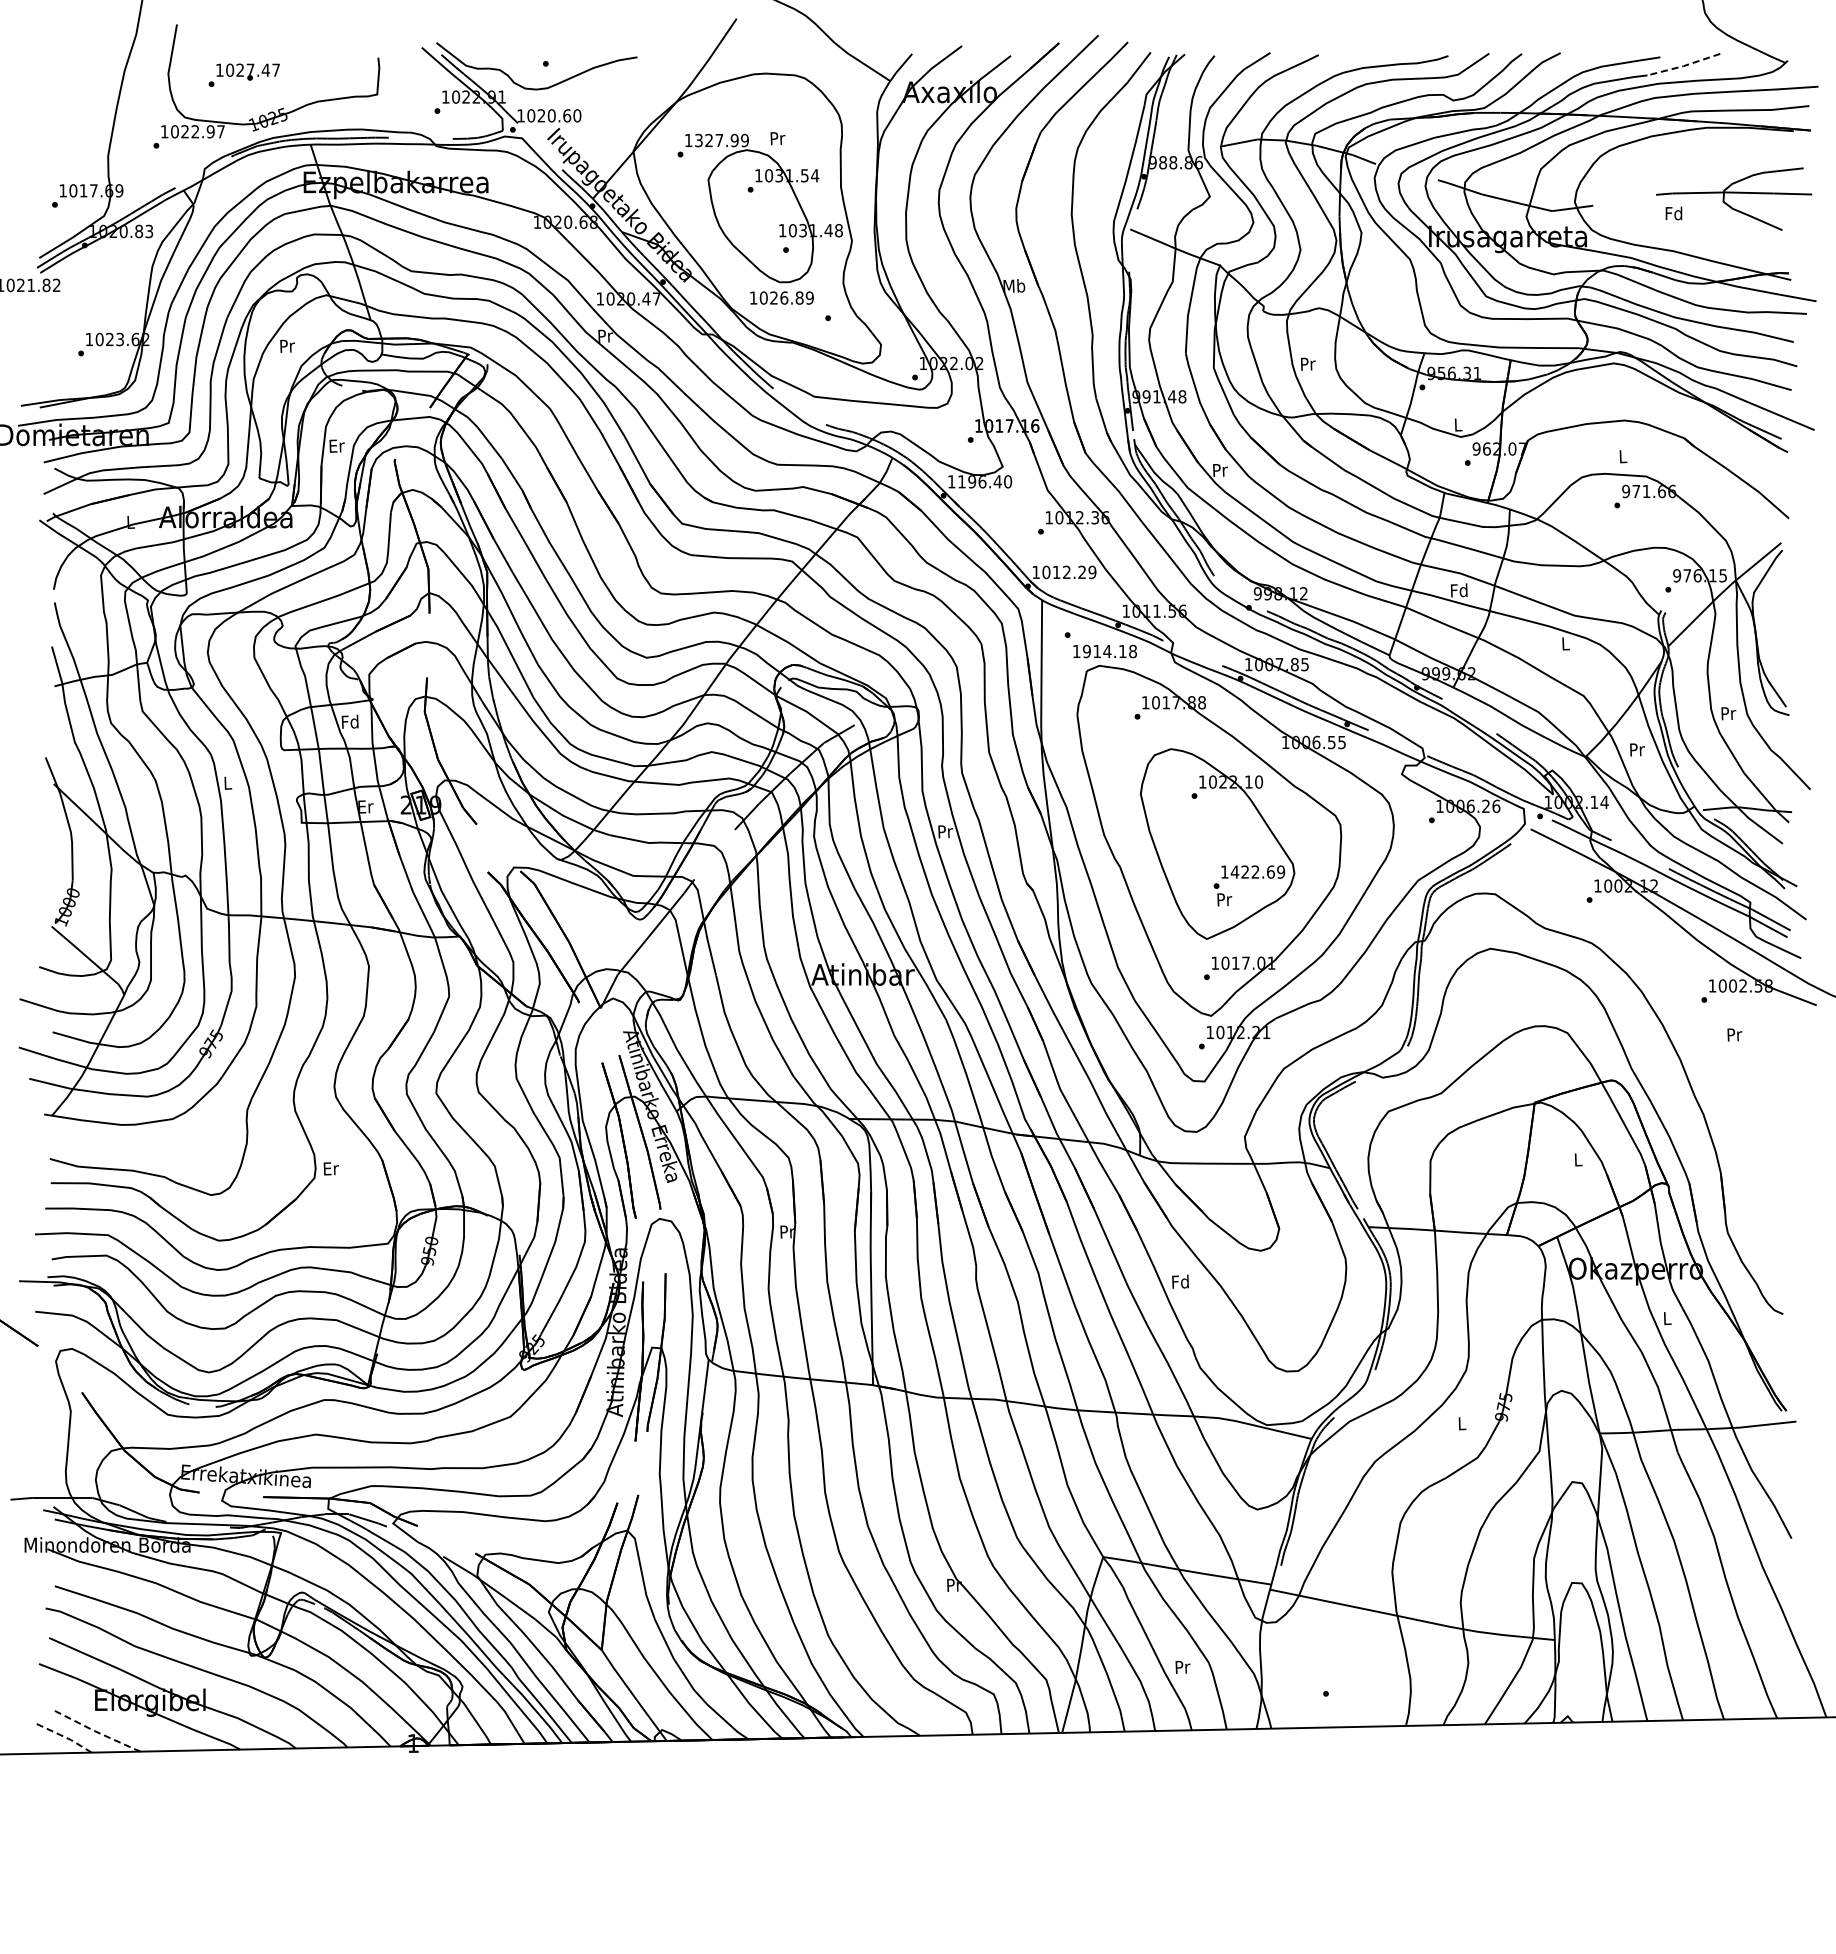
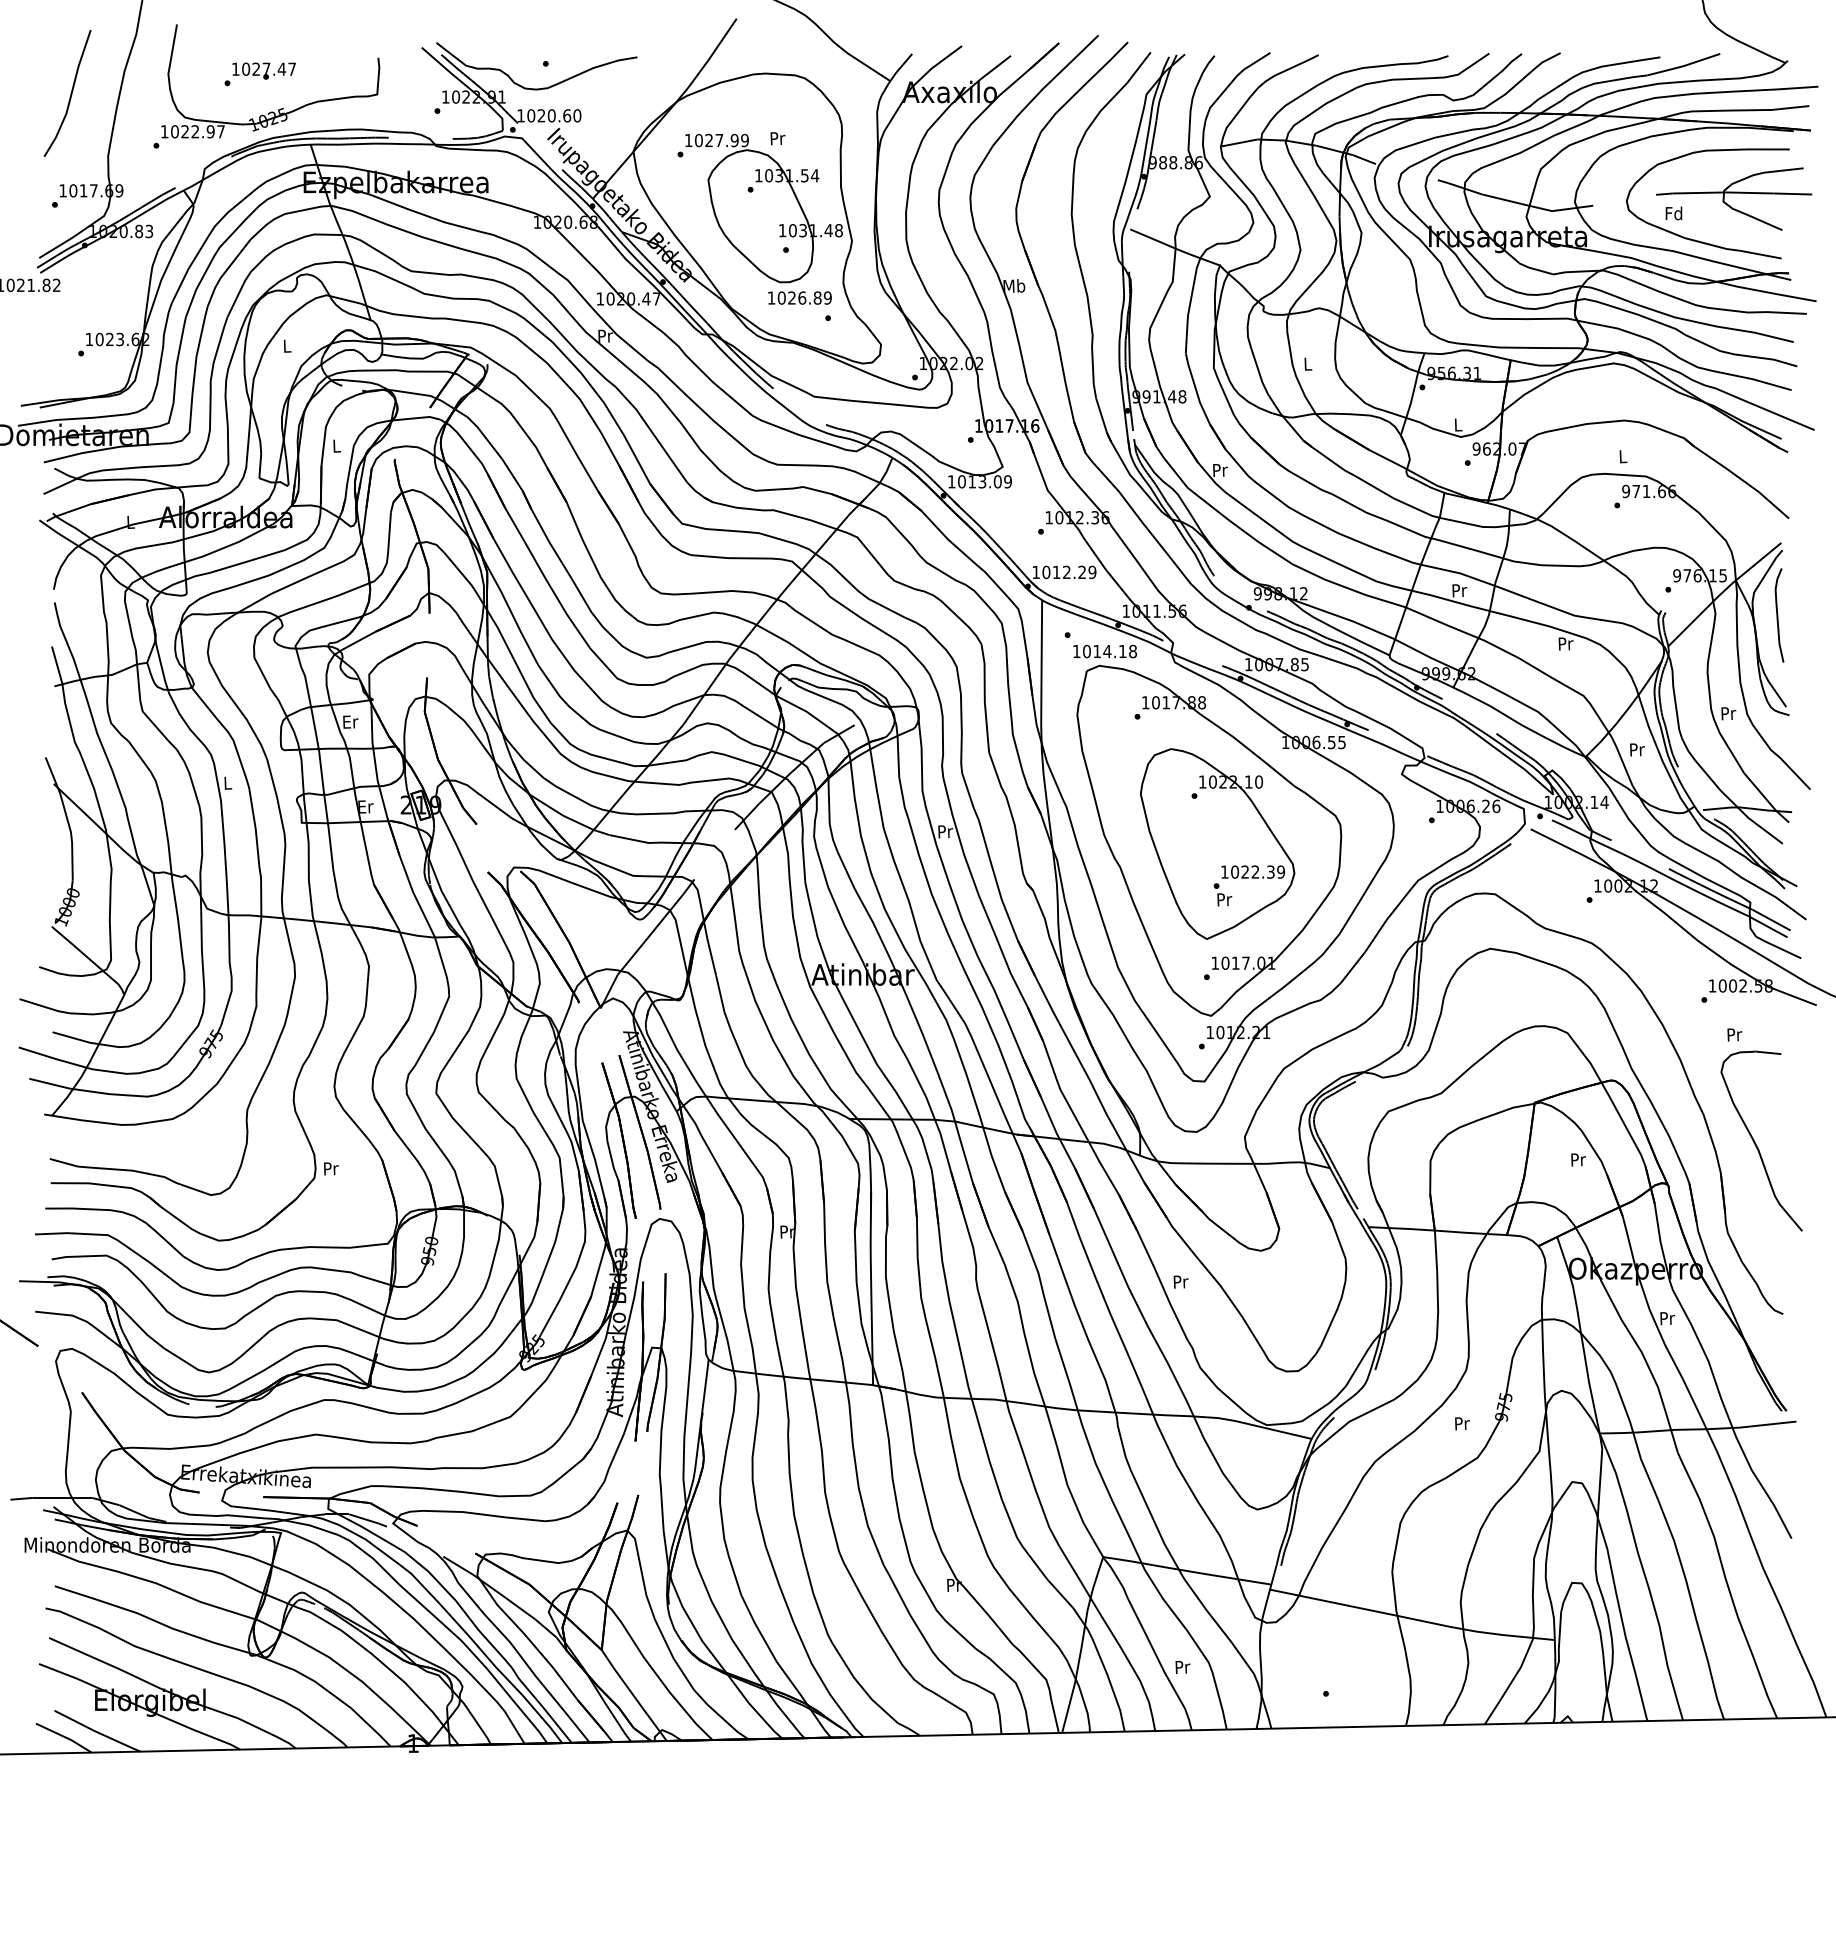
line: dashed -> solid (1683, 66)
text position: (243, 75) -> (259, 74) (259, 74)
curve: none -> present (70, 93)
text: 1327.99 -> 1027.99 (698, 140)
part: none -> present (1695, 239)
text position: (781, 297) -> (799, 297) (799, 297)
text: Pr -> L (287, 345)
text: Pr -> L (1307, 363)
text: Er -> L (336, 445)
text: 1196.40 -> 1013.09 (984, 481)
text: Fd -> Pr (1458, 590)
curve: none -> present (1778, 615)
text: L -> Pr (1565, 643)
text: 1914.18 -> 1014.18 (1086, 651)
text: Fd -> Er (349, 721)
text: 1422.69 -> 1022.39 (1252, 871)
part: none -> present (1761, 1140)
text: L -> Pr (1578, 1159)
text: Er -> Pr (330, 1168)
text: Fd -> Pr (1180, 1281)
text: L -> Pr (1667, 1318)
text: L -> Pr (1462, 1423)
line: dashed -> solid (97, 1732)
line: dashed -> solid (64, 1737)
